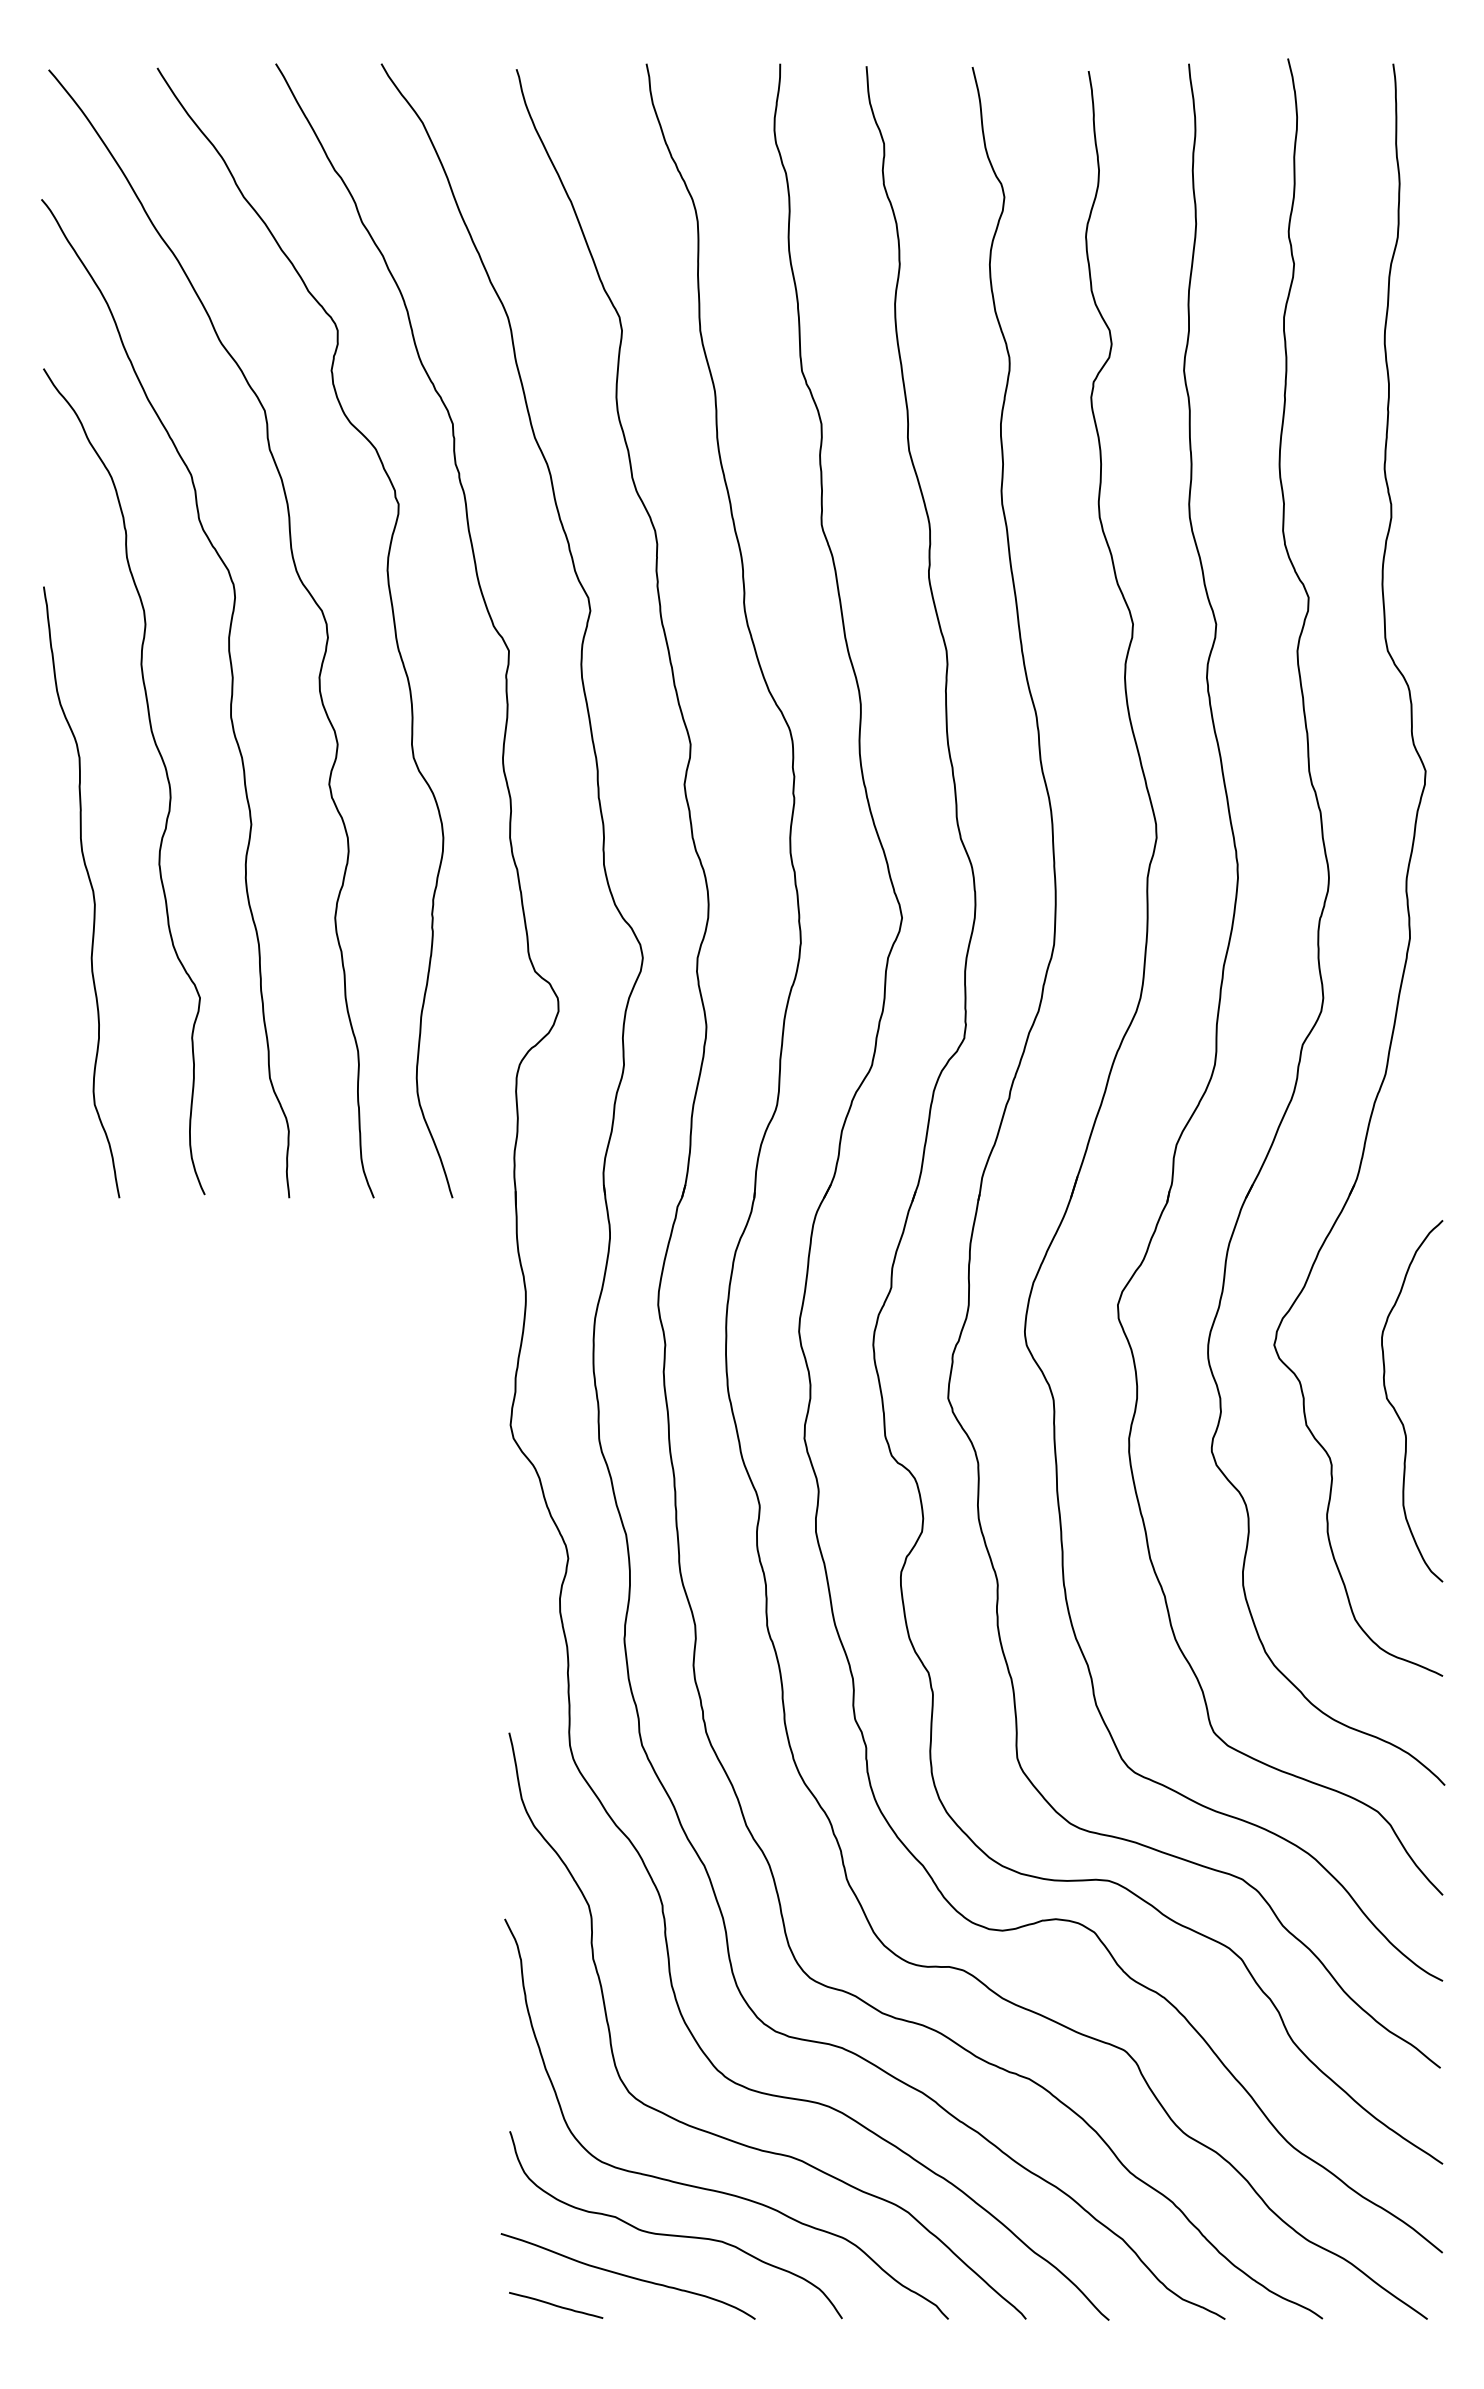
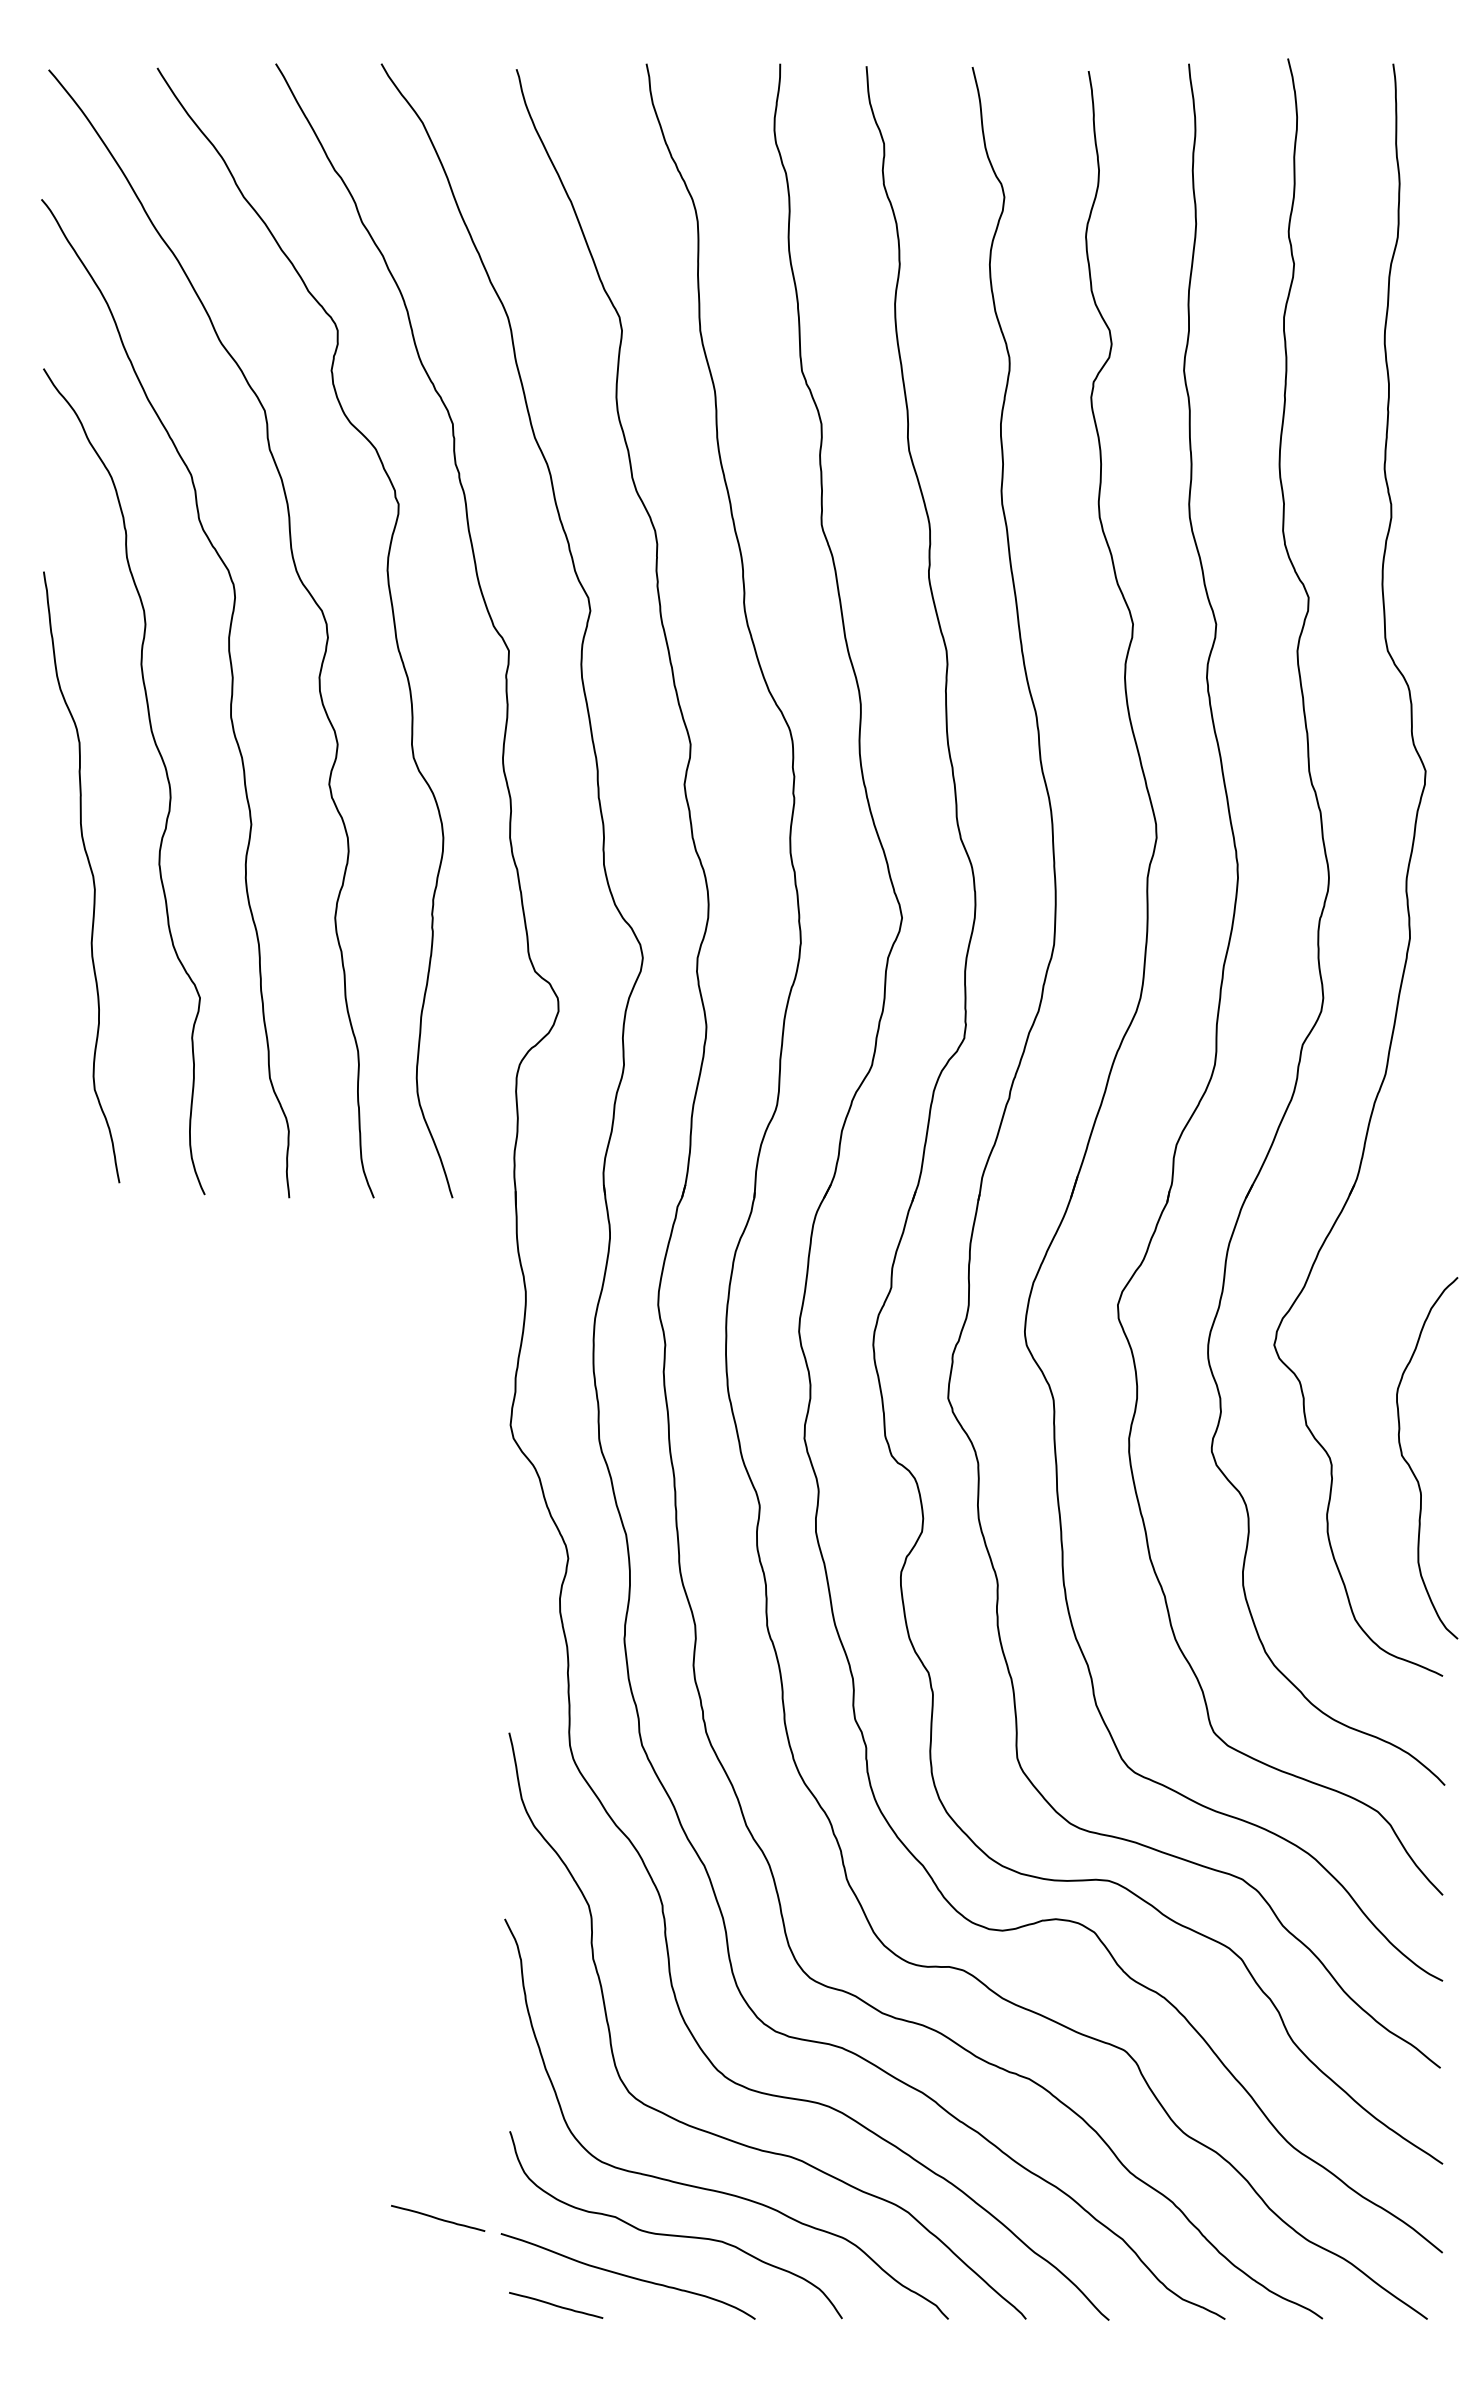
curve position: (91, 889) -> (91, 874) (91, 874)
curve position: (1396, 1410) -> (1411, 1467) (1411, 1467)
line: none -> present (438, 2218)
